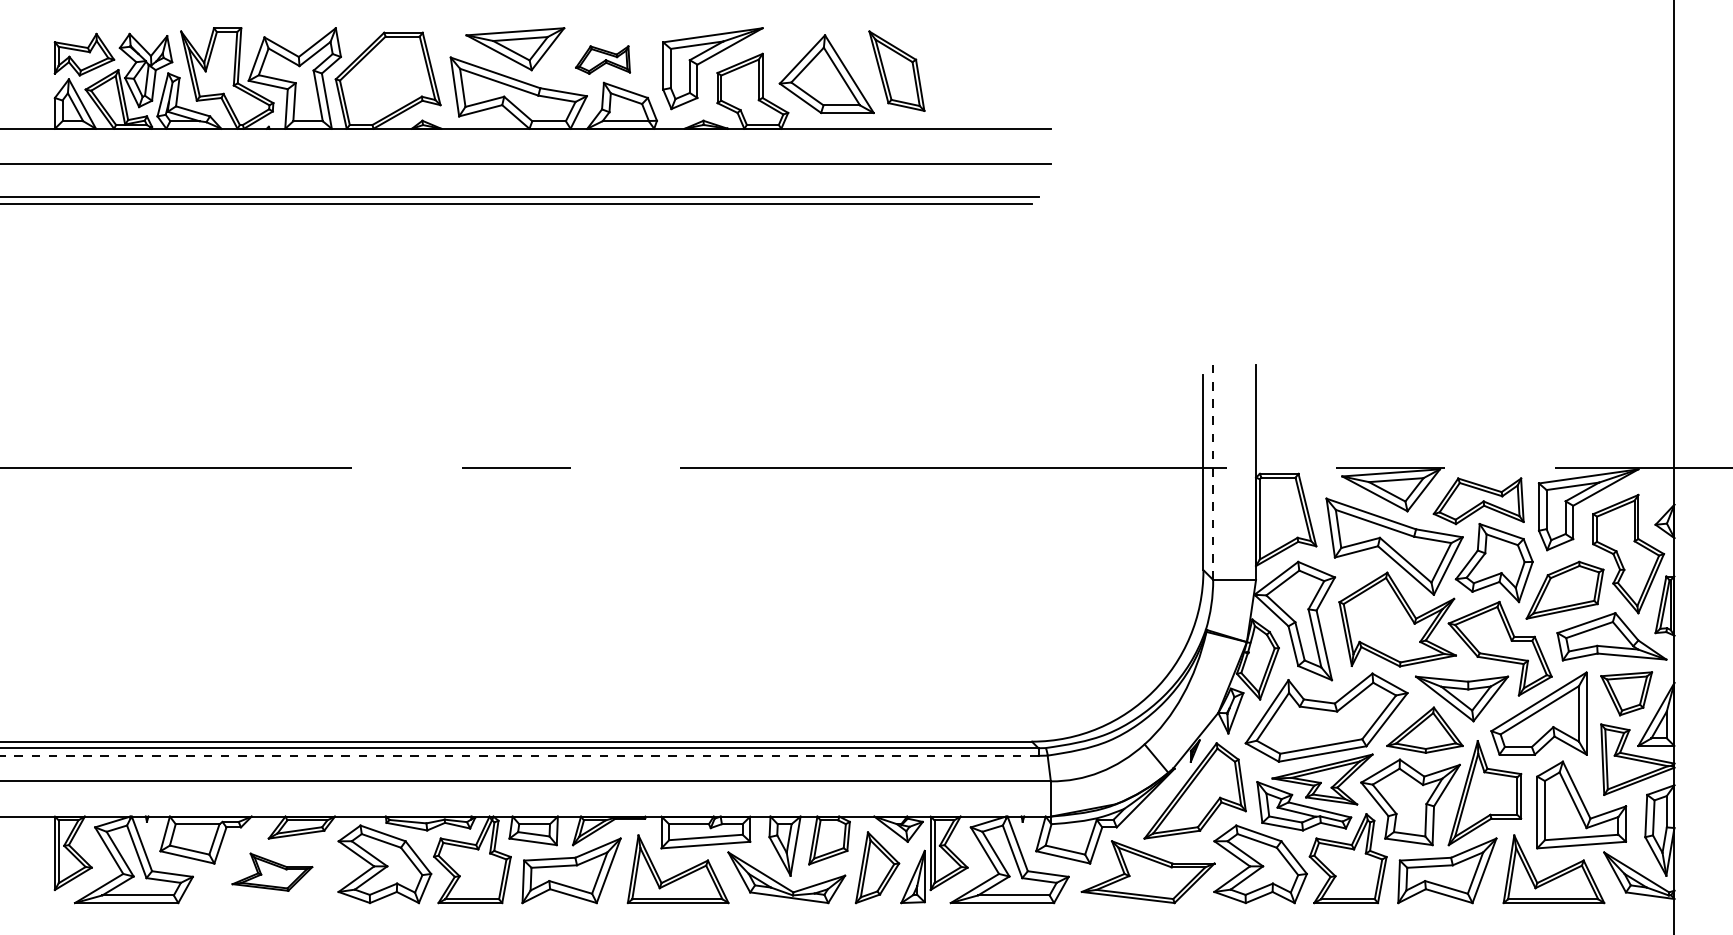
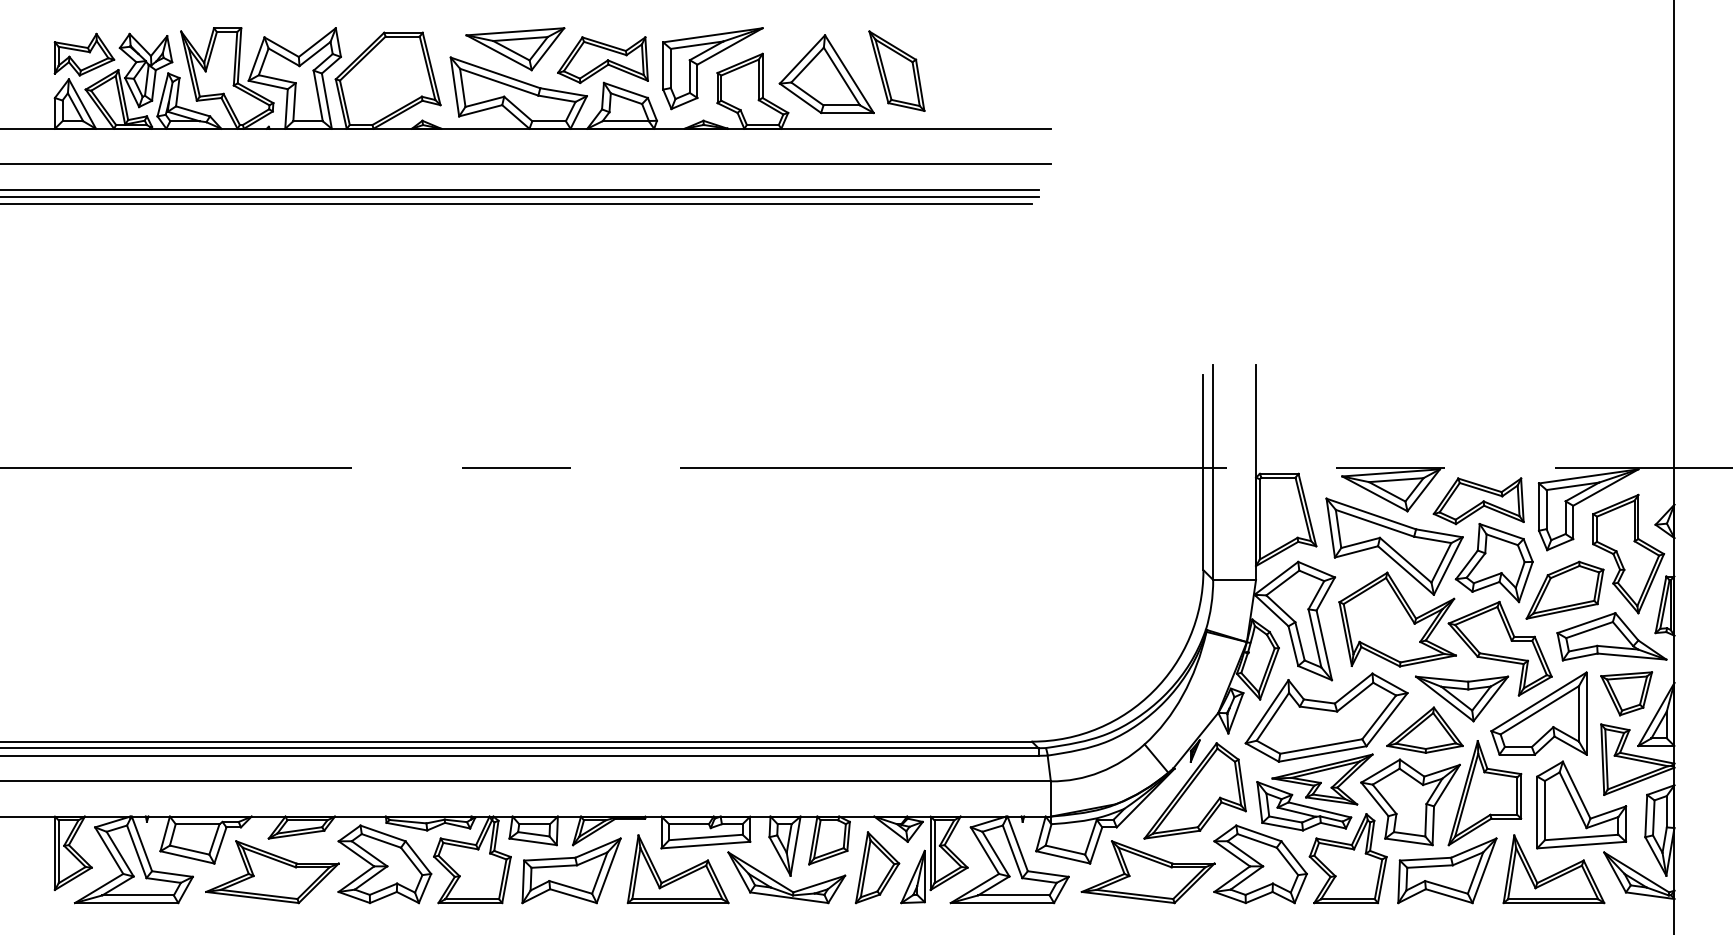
part size: 56x30 px -> 92x48 px (602, 59)
line: none -> present (520, 189)
line: dashed -> solid (1213, 472)
line: dashed -> solid (519, 755)
part size: 83x40 px -> 135x65 px (272, 872)
